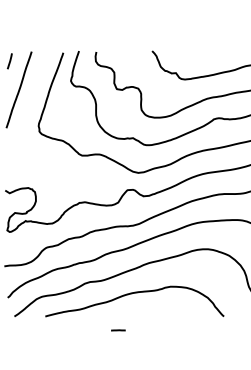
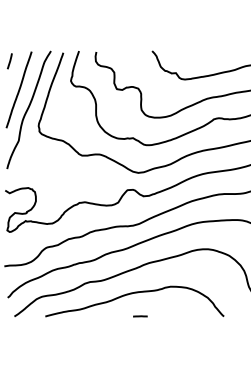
curve: none -> present (28, 109)
line position: (118, 330) -> (140, 316) (140, 316)
